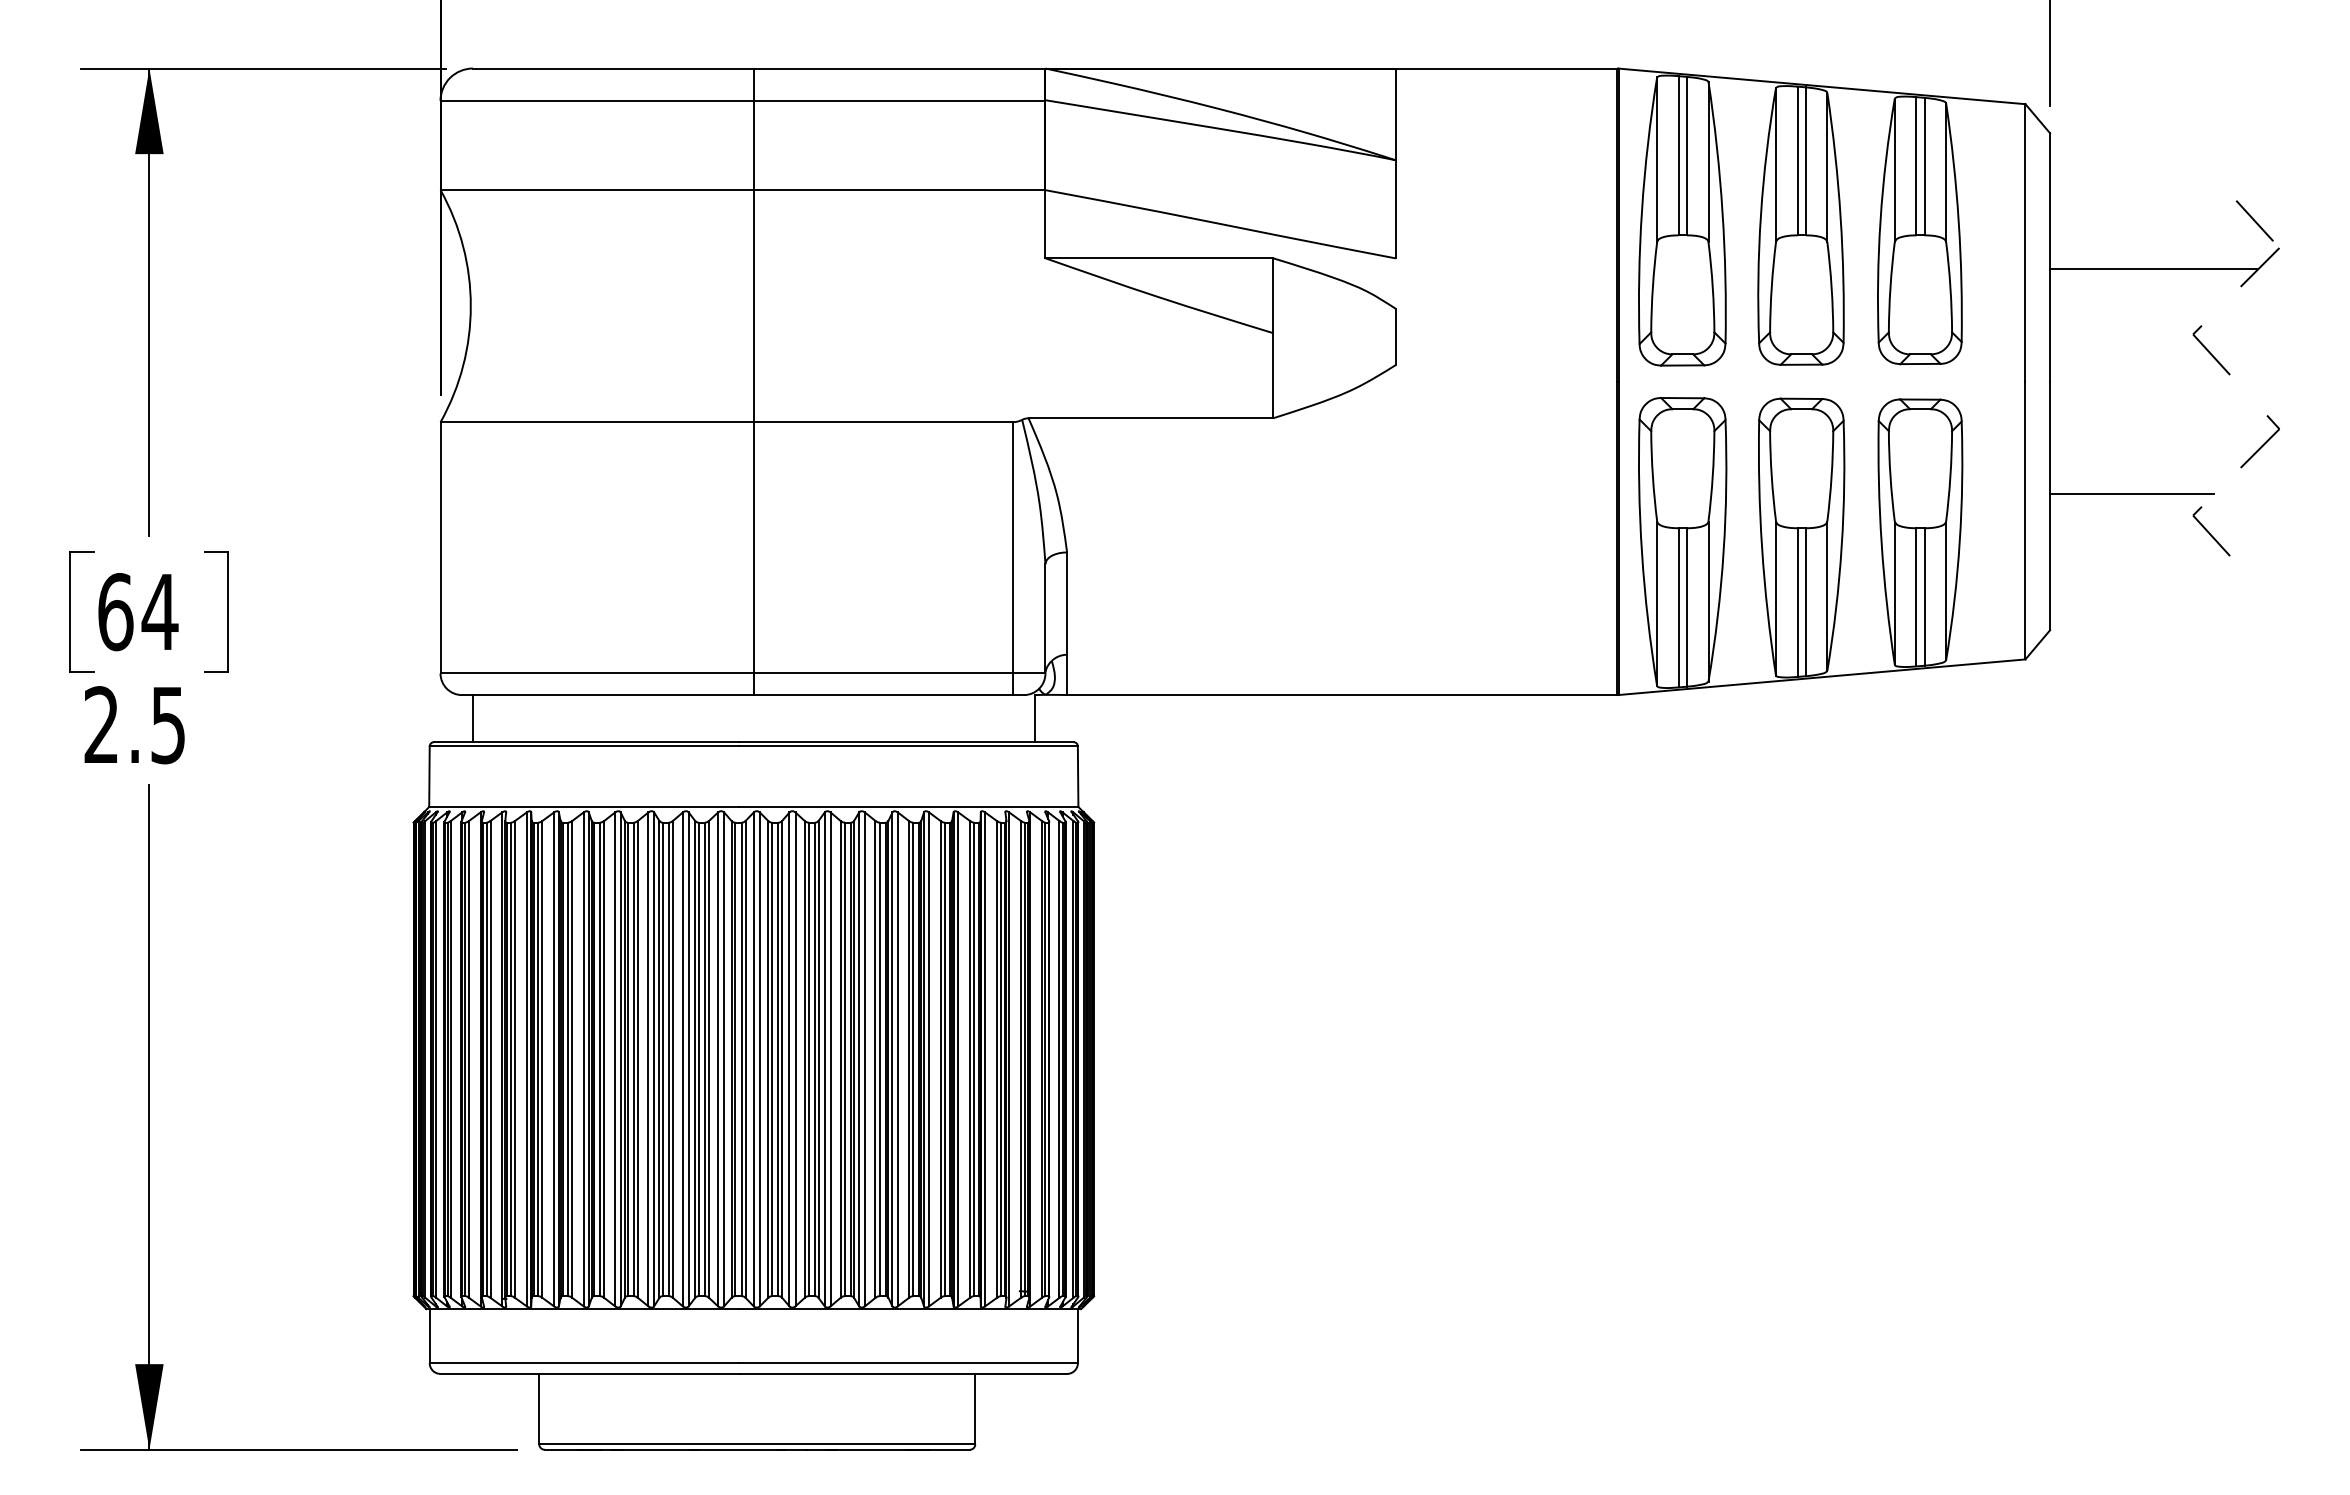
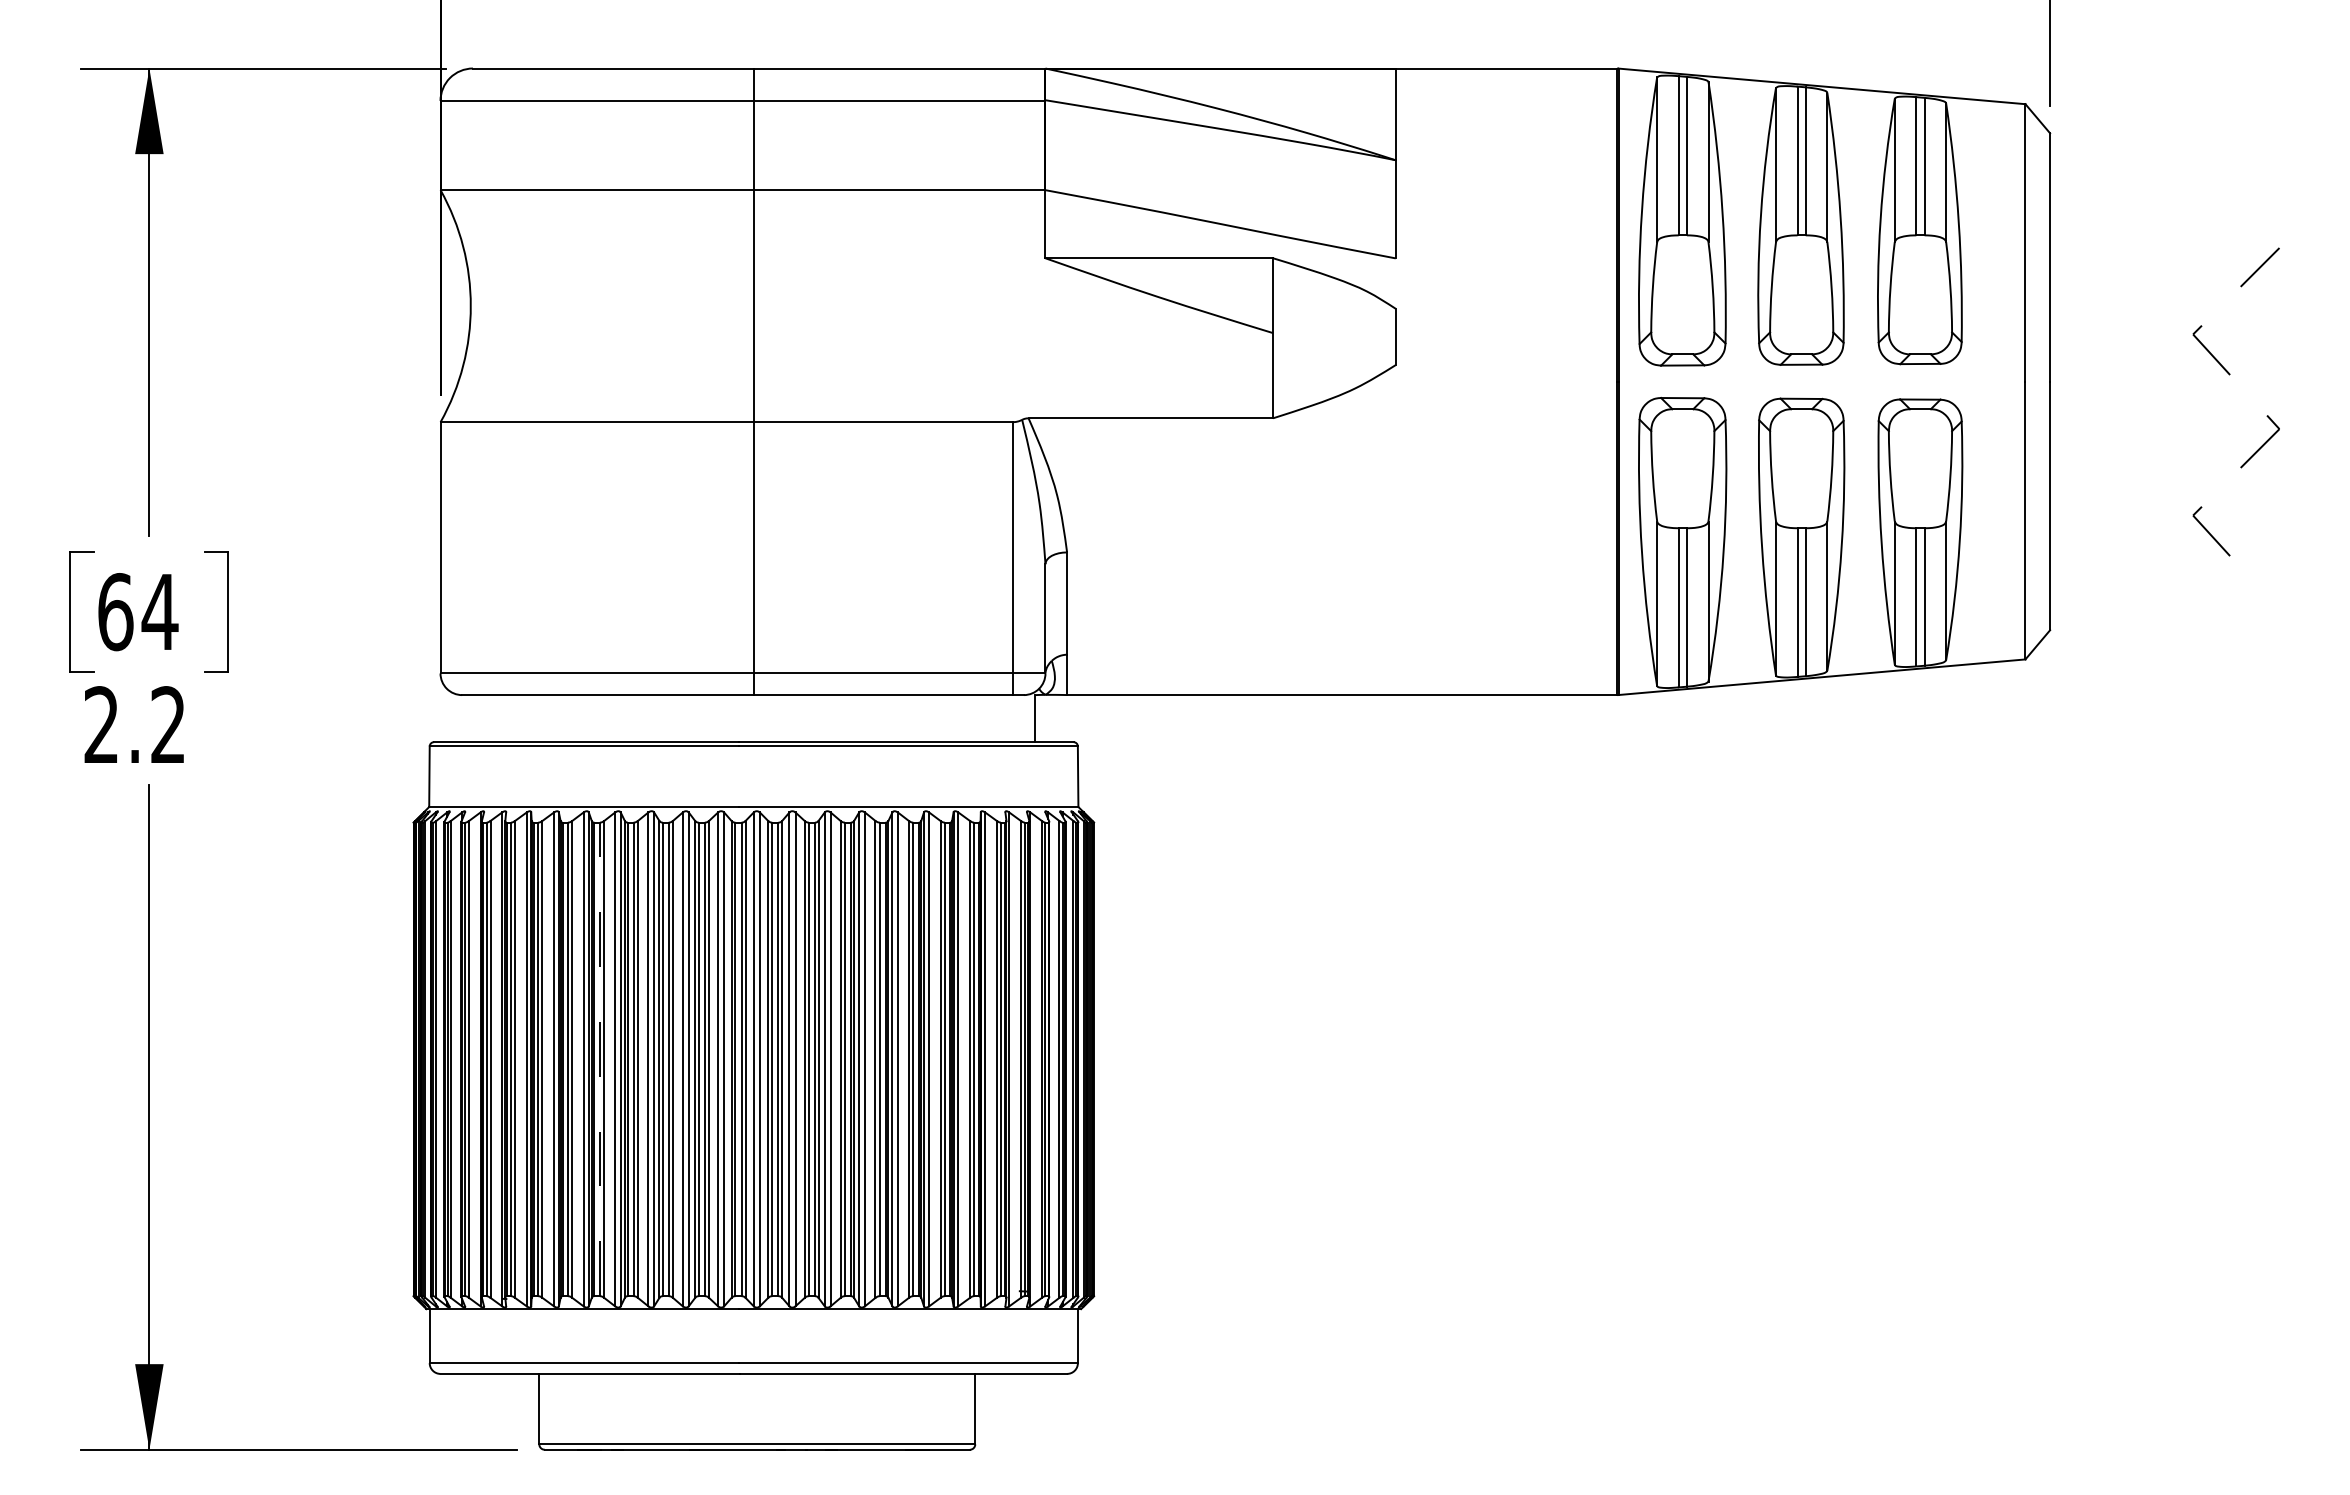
line: present -> none (2254, 220)
line: present -> none (2154, 269)
line: present -> none (2132, 494)
line: present -> none (472, 718)
text: 2.5 -> 2.2 (167, 725)
line: solid -> dashed (599, 1059)
